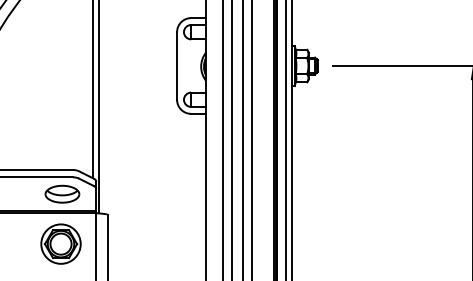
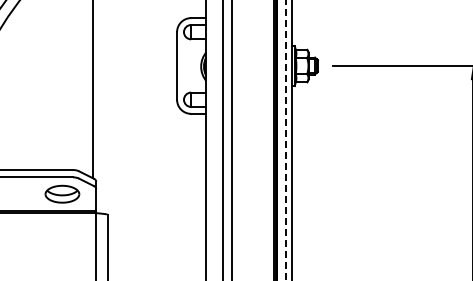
line: present -> none (99, 107)
line: present -> none (243, 139)
line: present -> none (252, 139)
line: solid -> dashed (285, 140)
part: present -> none (60, 243)
